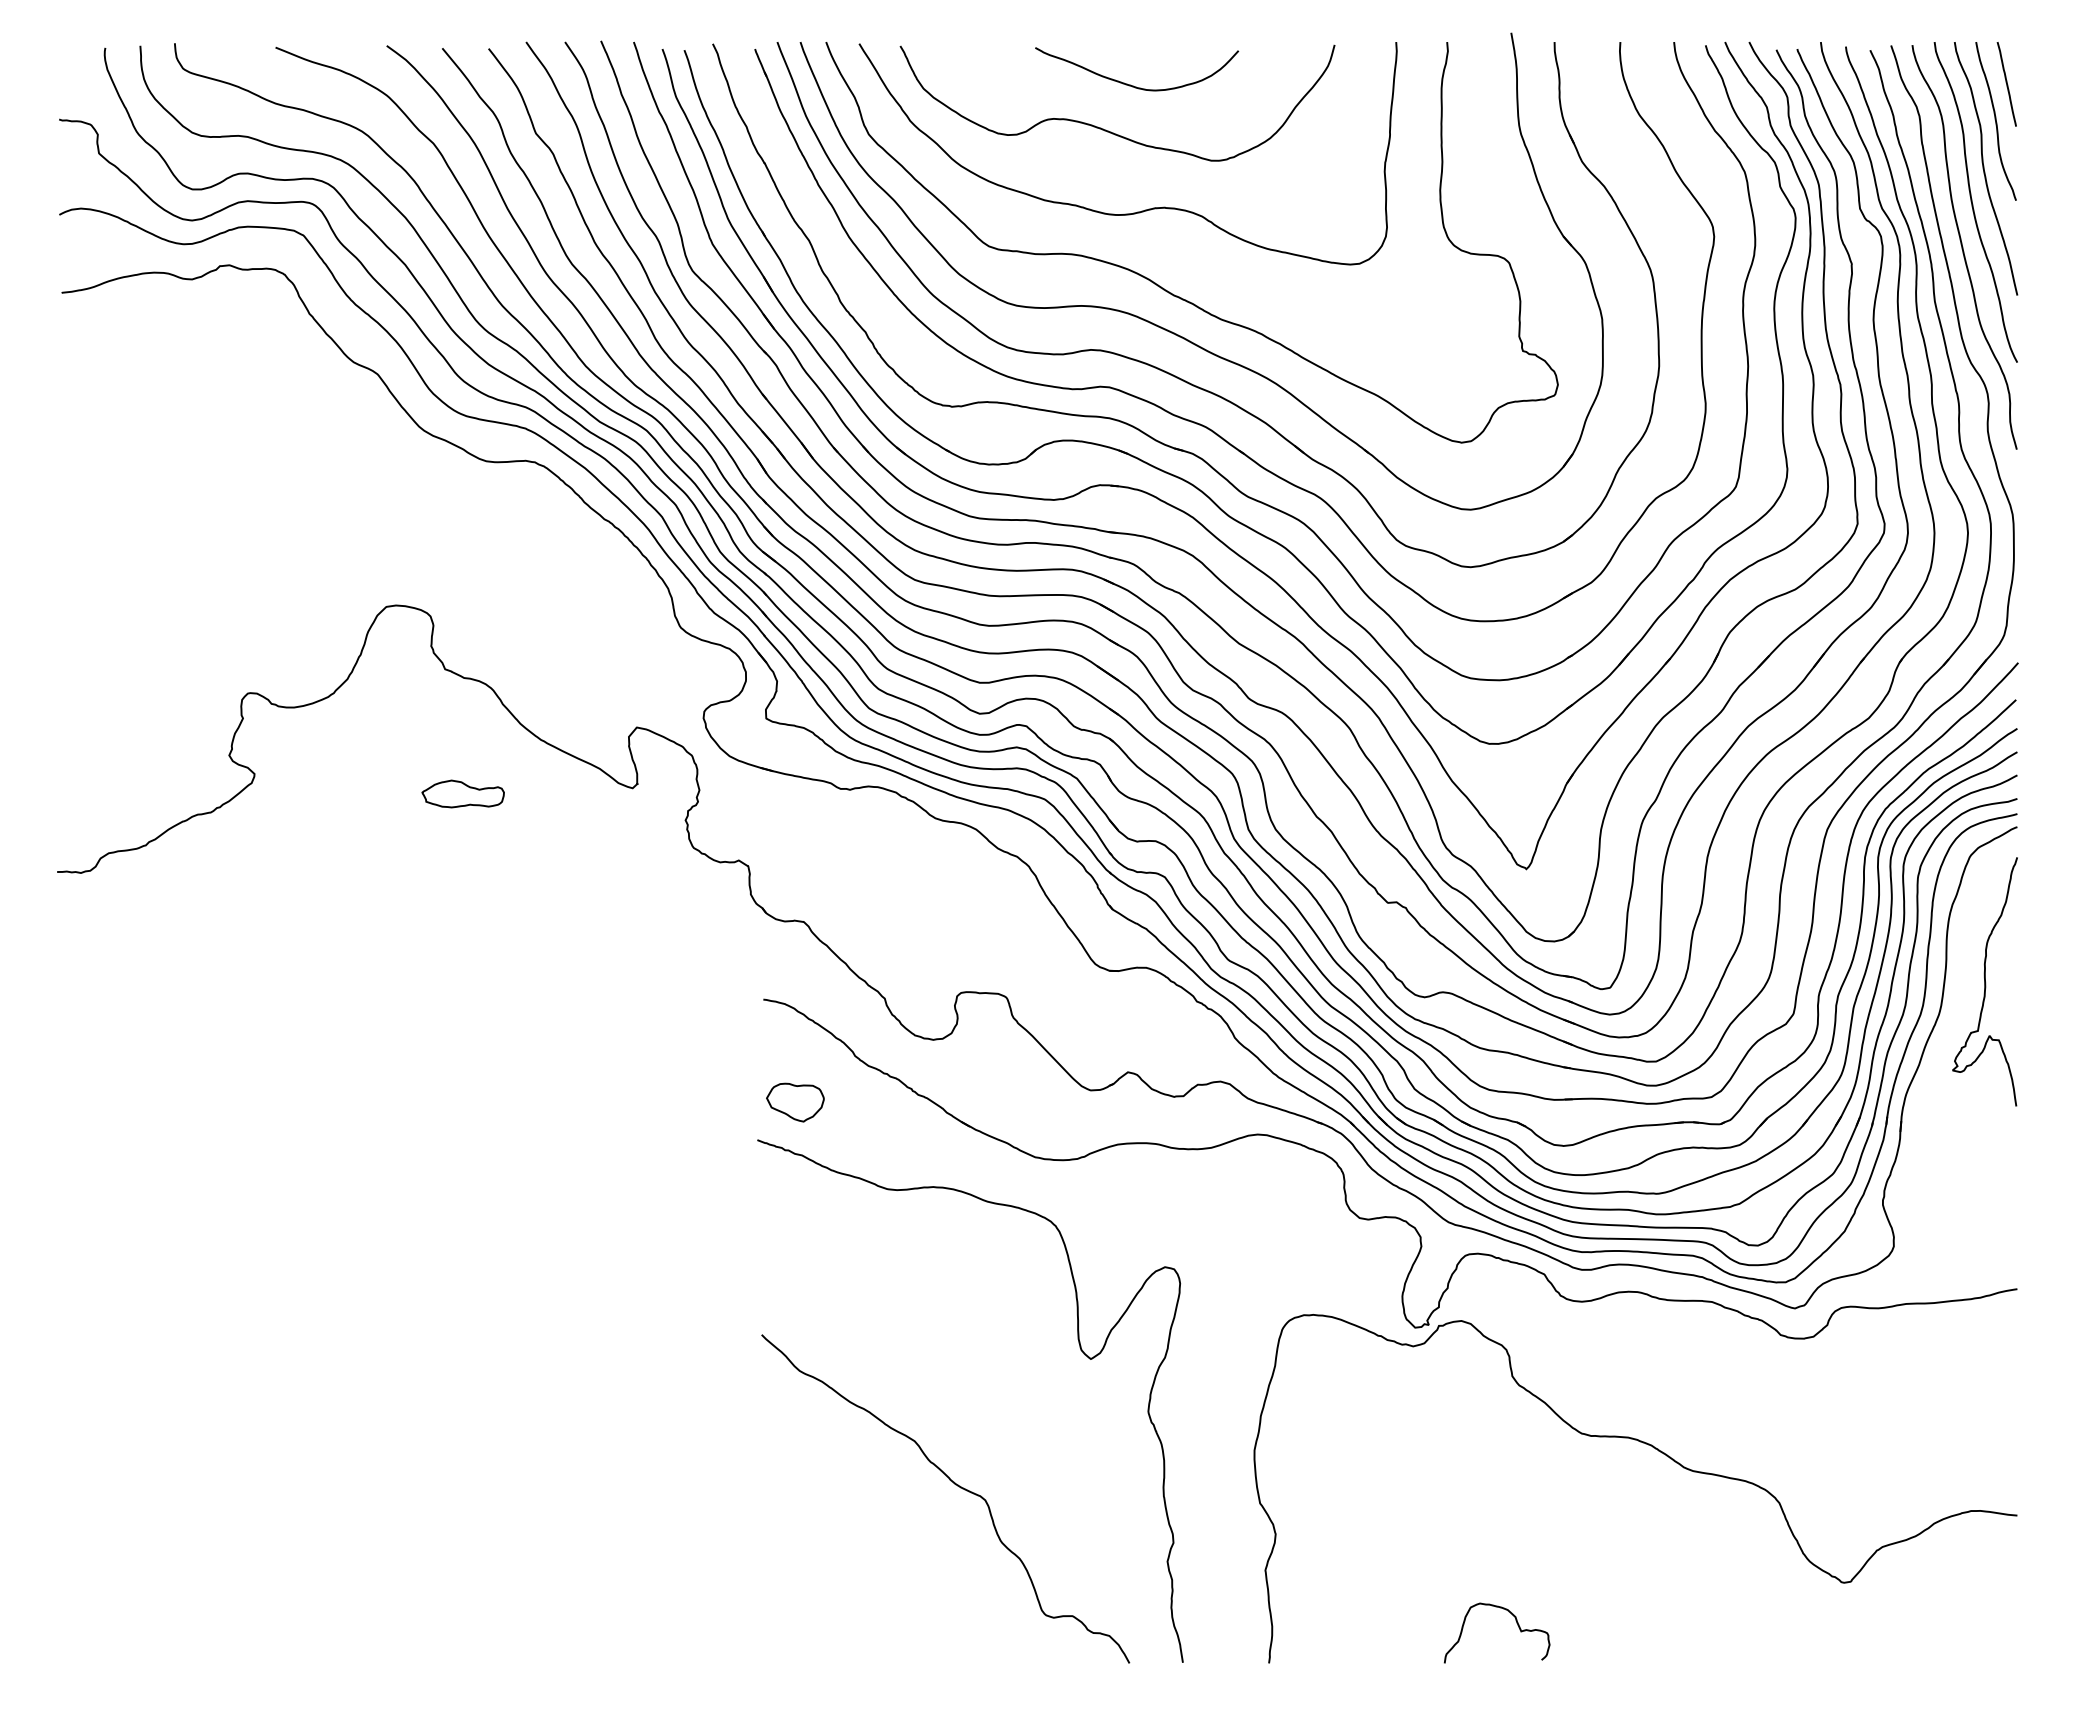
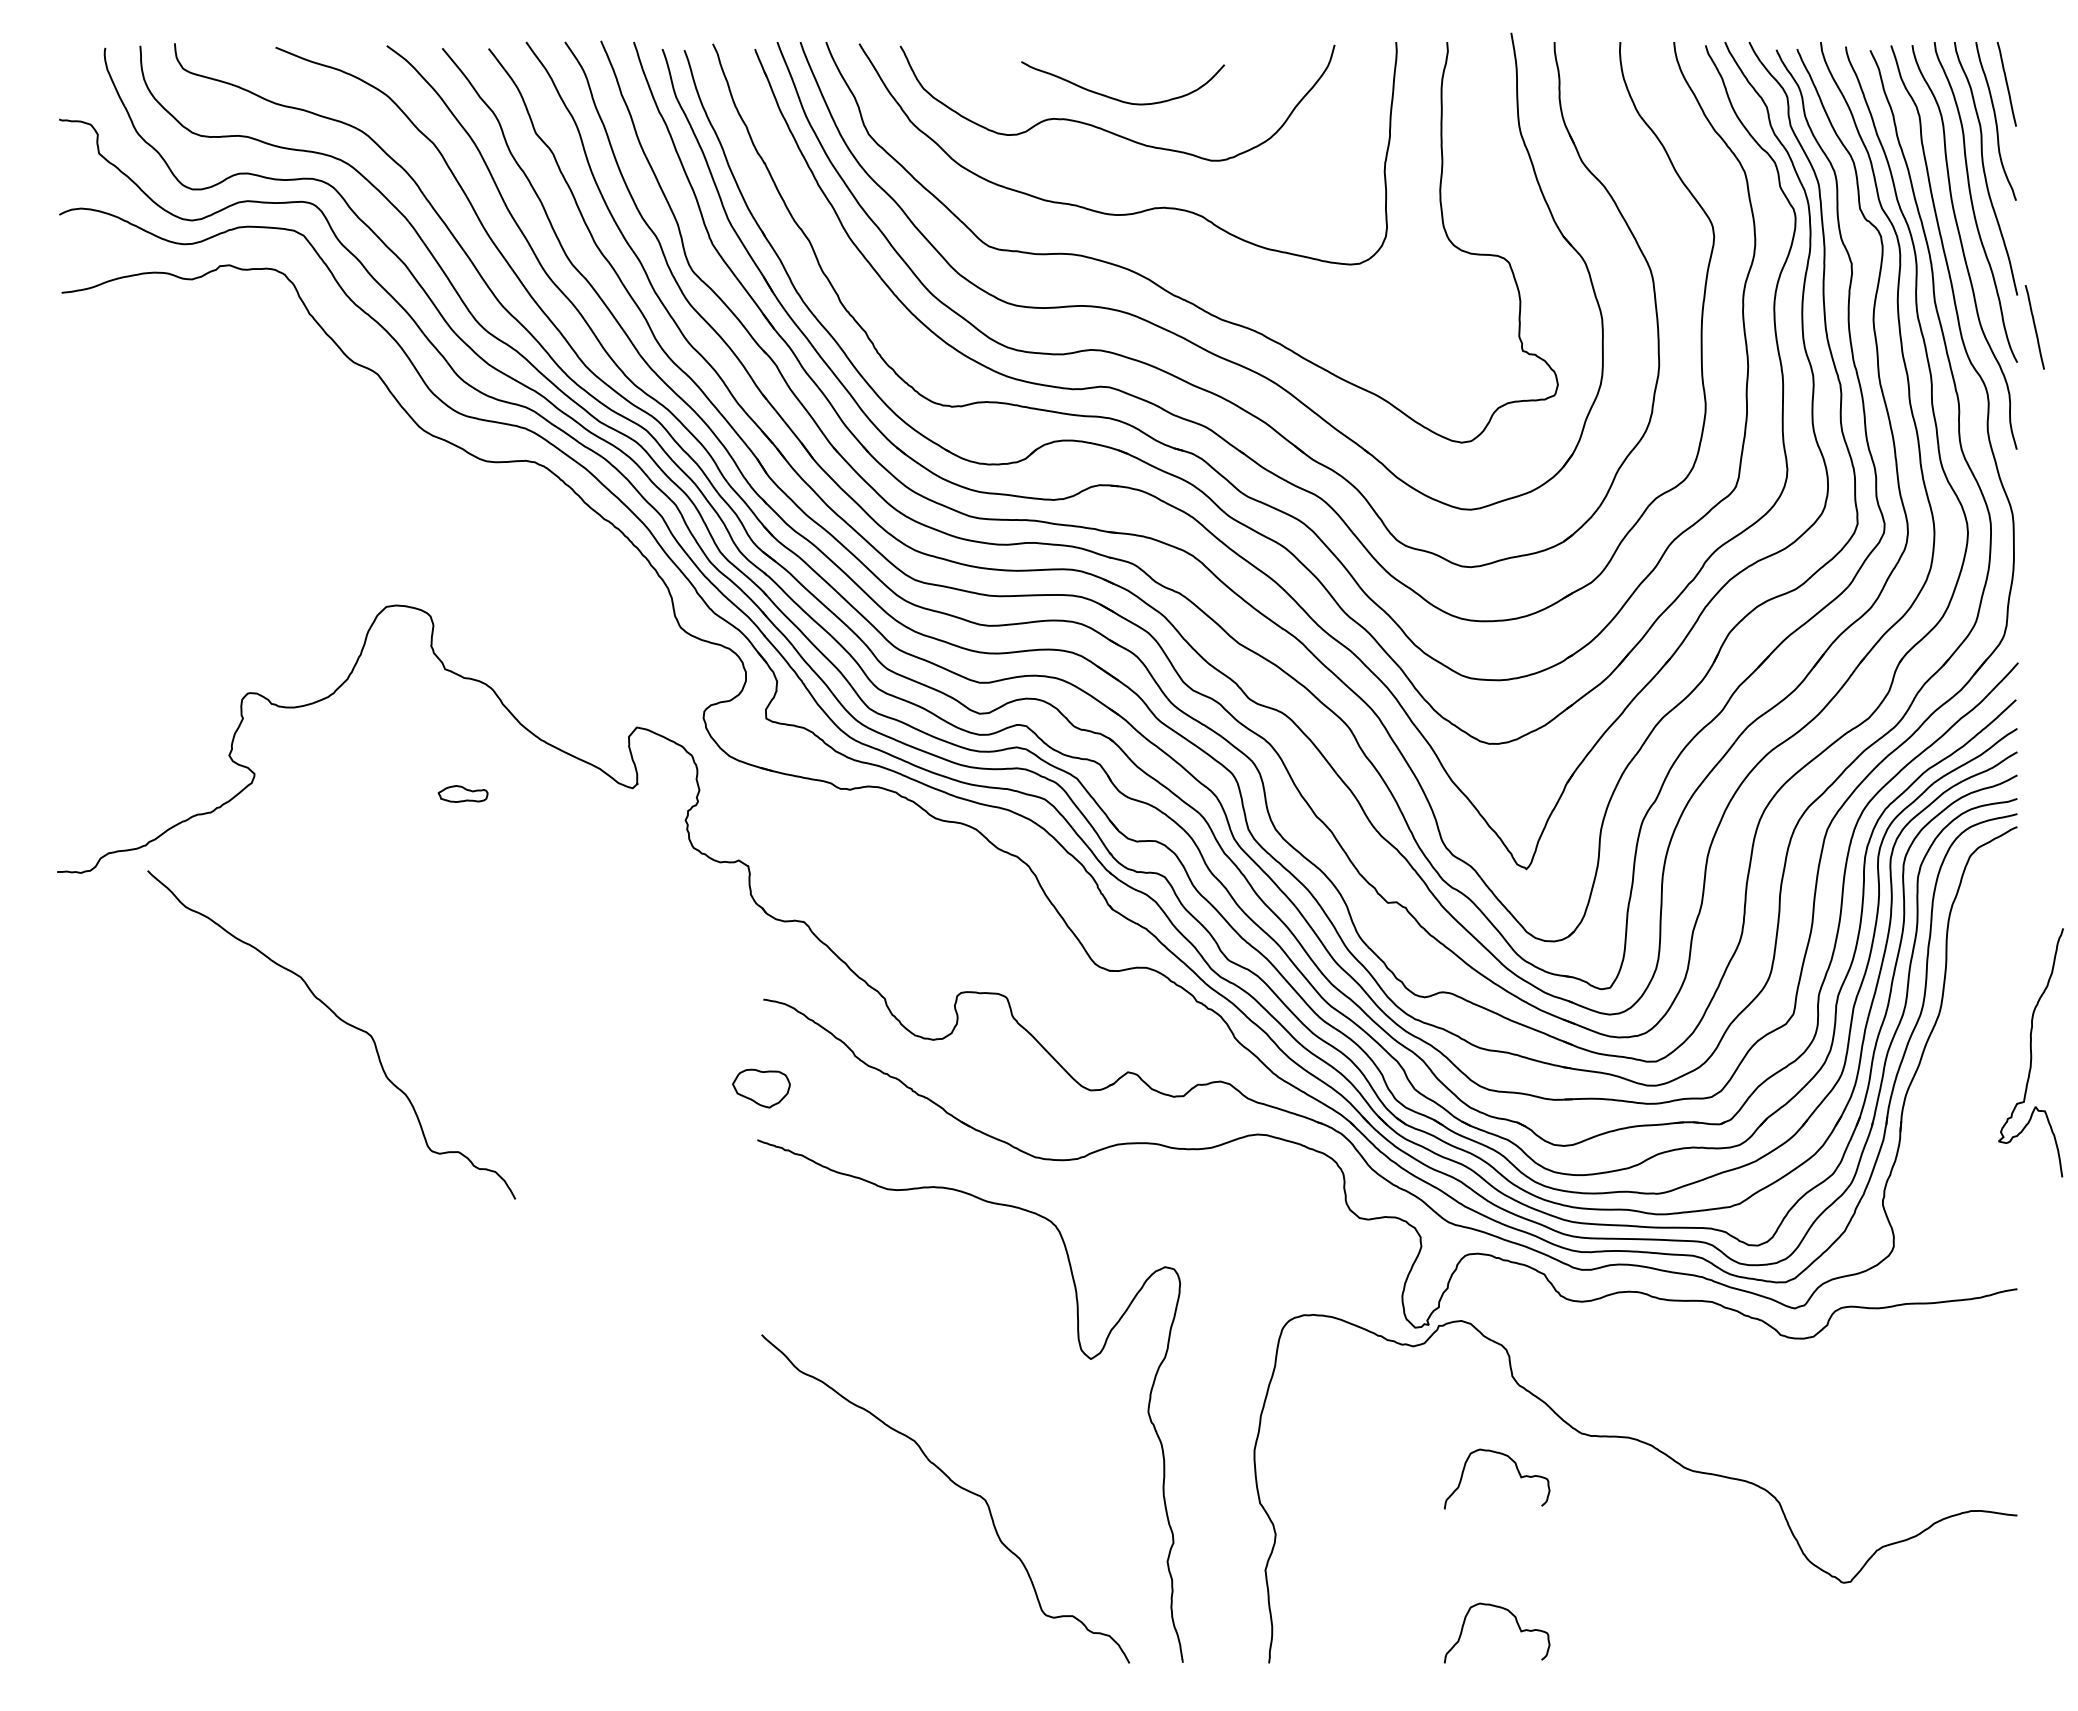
curve position: (1133, 85) -> (1119, 99) (1119, 99)
line: none -> present (2034, 327)
part size: 84x30 px -> 52x18 px (462, 793)
curve position: (1984, 981) -> (2030, 1052) (2030, 1052)
curve: none -> present (341, 1021)
part position: (795, 1102) -> (761, 1088) (761, 1088)
curve: none -> present (1516, 1469)
